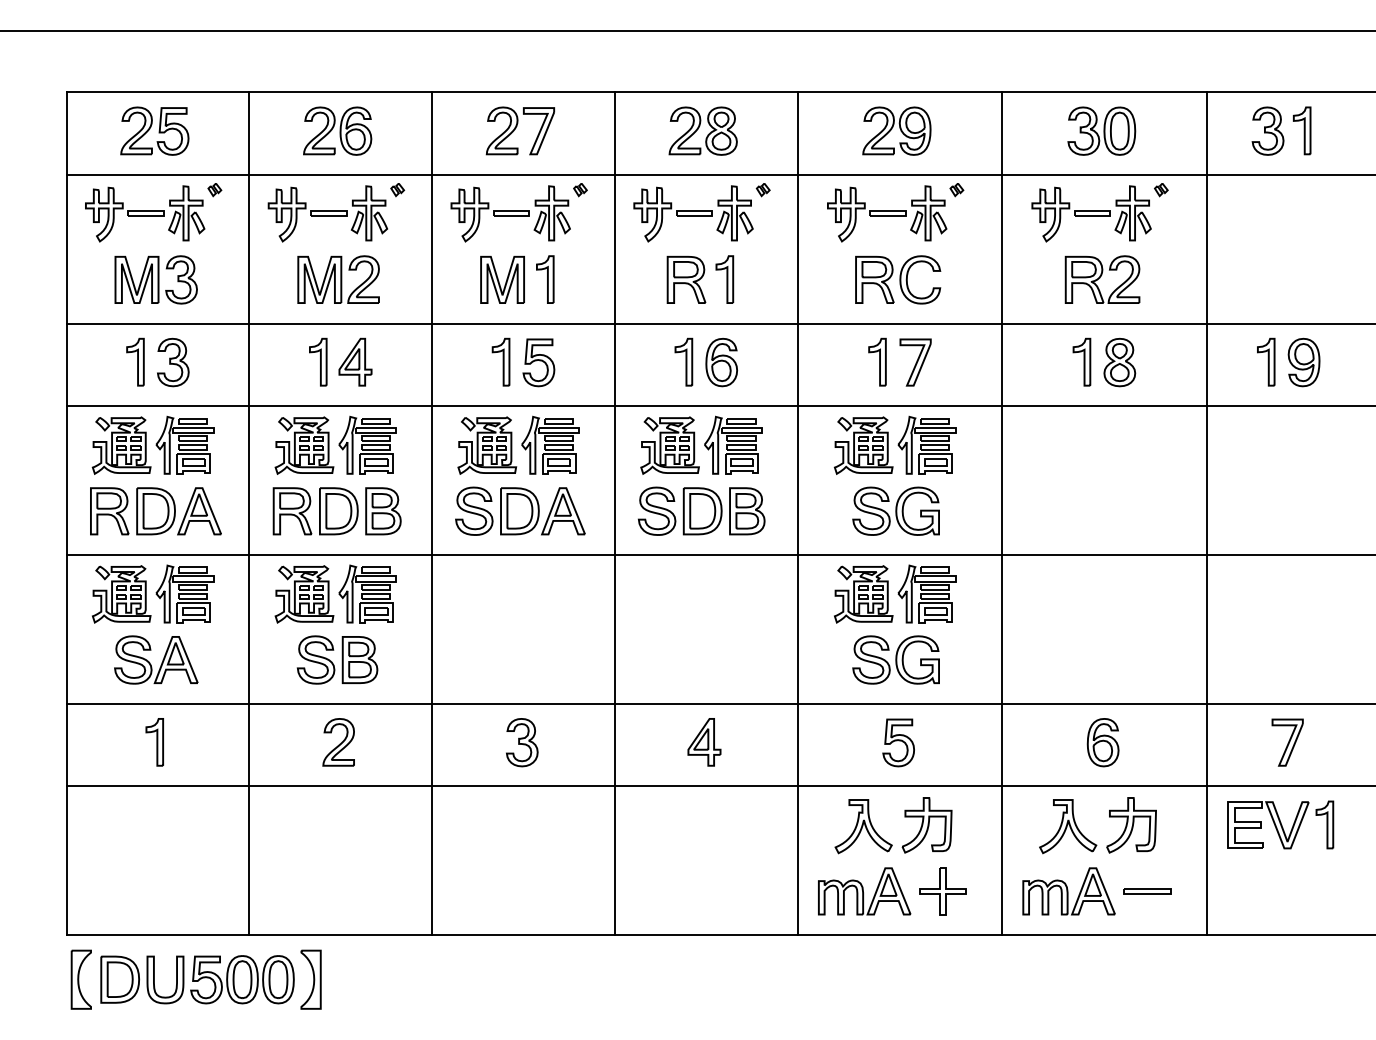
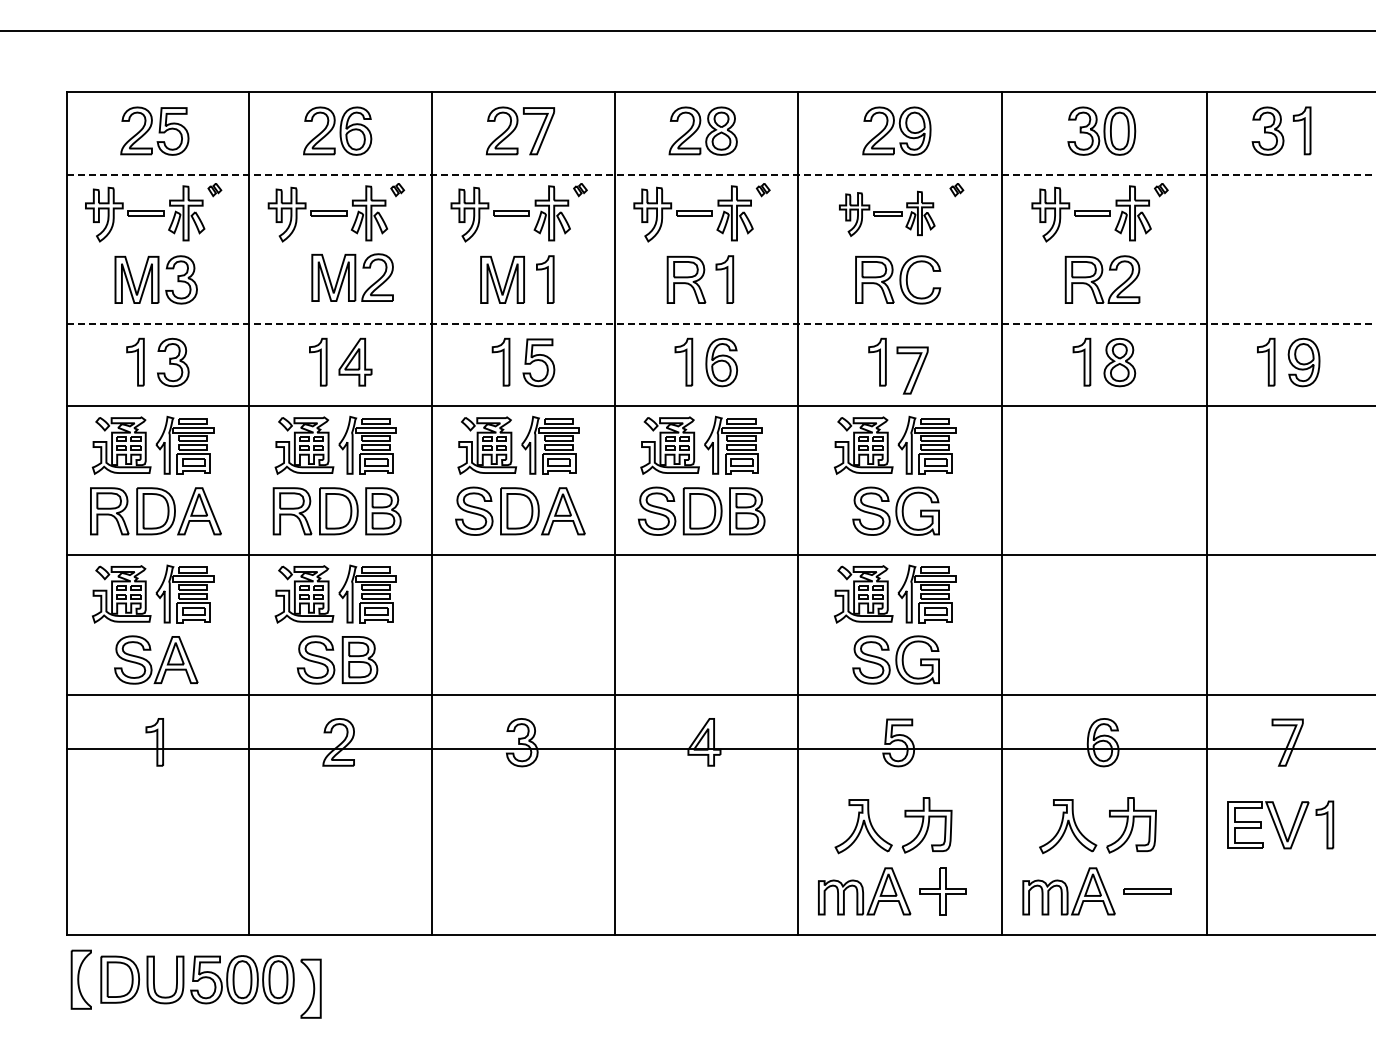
line: solid -> dashed (721, 174)
part size: 121x58 px -> 97x47 px (887, 213)
part position: (338, 279) -> (352, 277) (352, 277)
line: solid -> dashed (721, 323)
part position: (915, 362) -> (912, 370) (912, 370)
line position: (719, 703) -> (719, 694) (719, 694)
line position: (719, 786) -> (719, 749) (719, 749)
part position: (310, 979) -> (310, 988) (310, 988)
